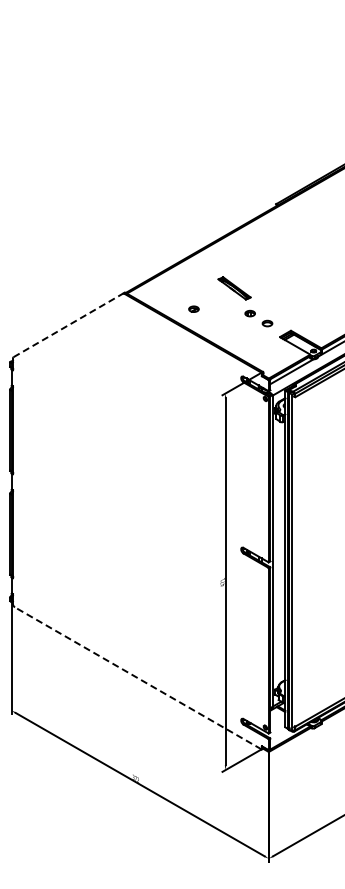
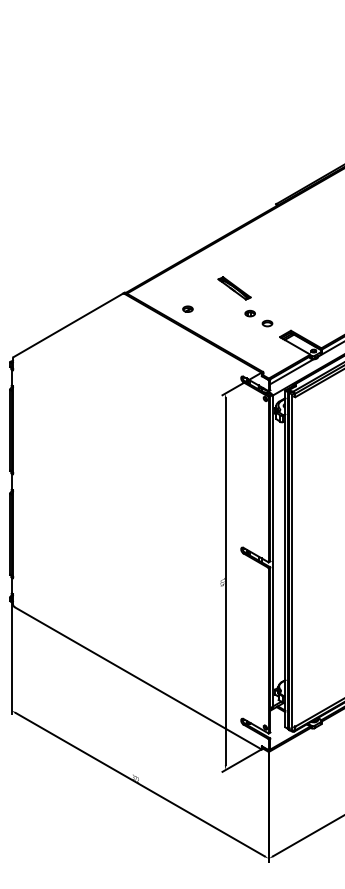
part position: (193, 308) -> (187, 308) (187, 308)
line: dashed -> solid (68, 325)
line: dashed -> solid (137, 678)
